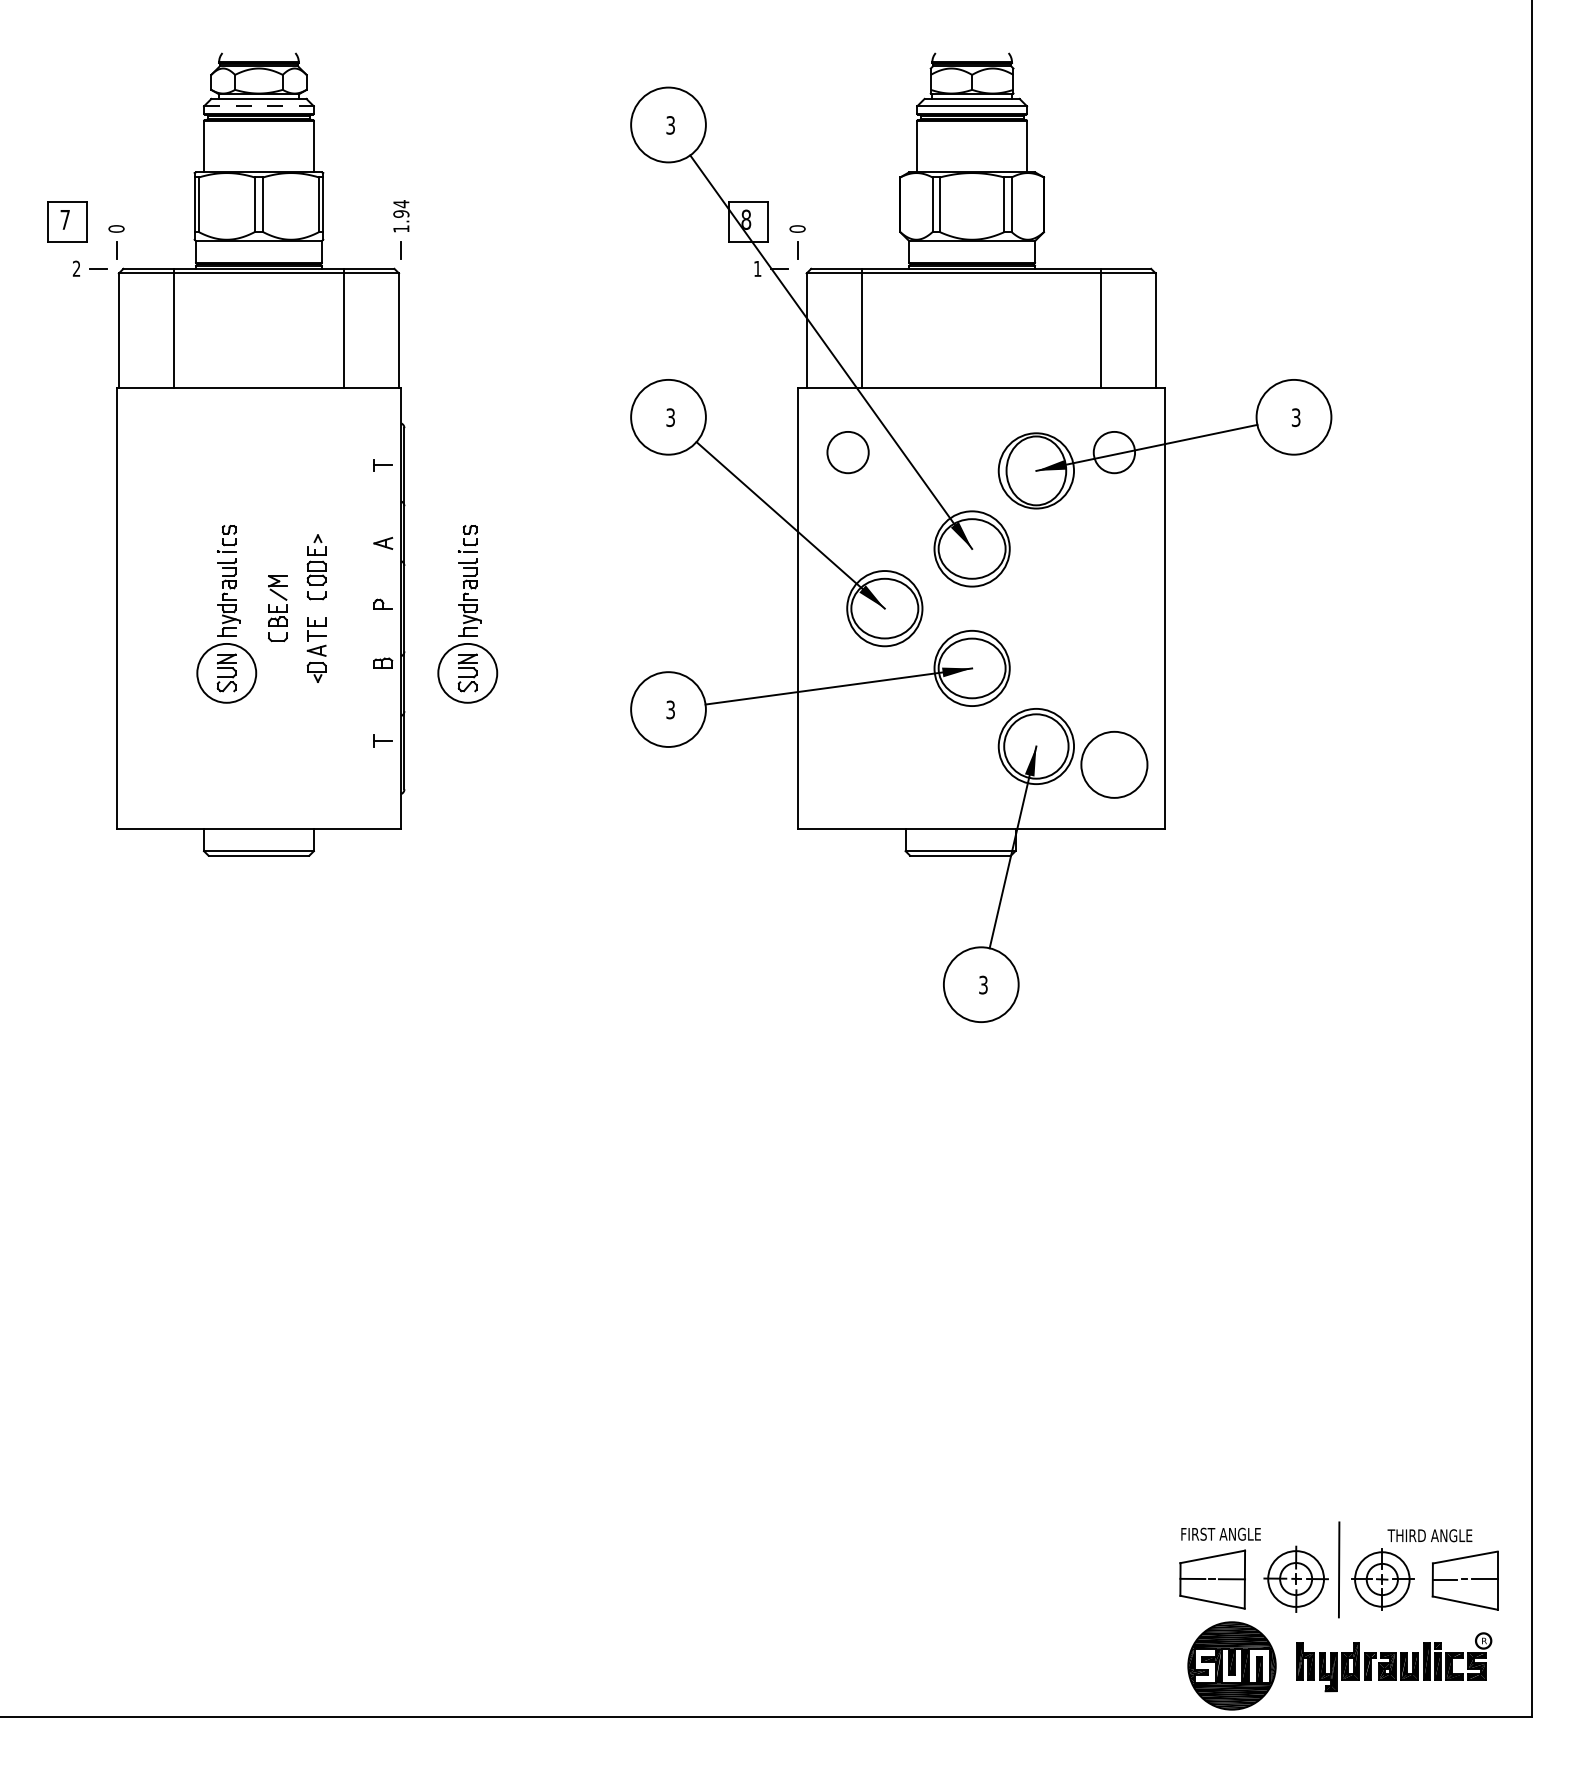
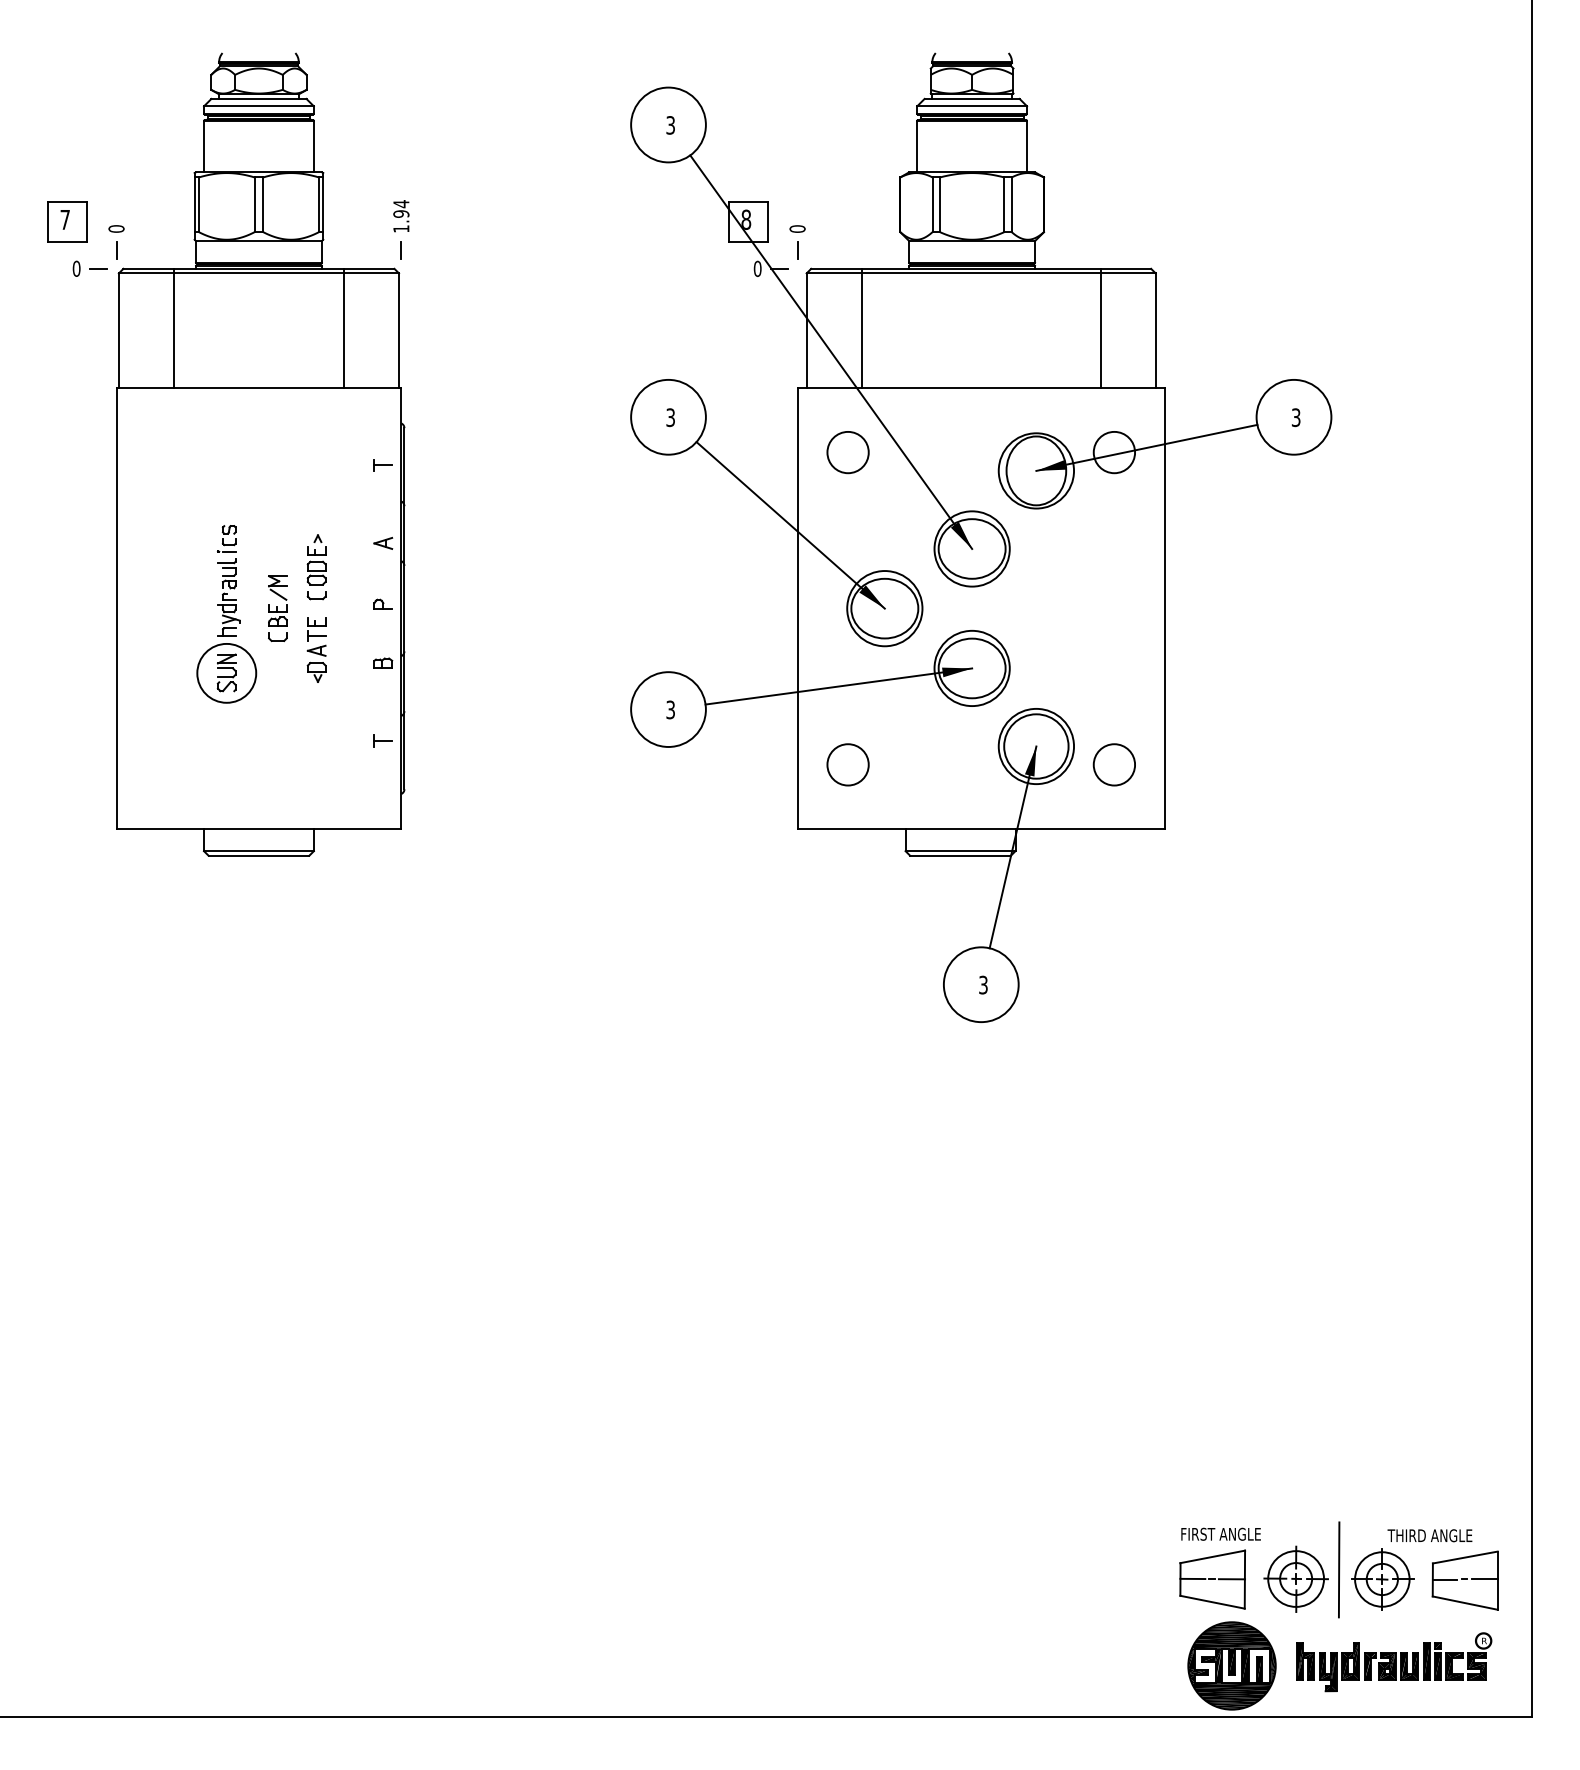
line: dashed -> solid (258, 106)
text: 2 -> 0 (76, 268)
text: 1 -> 0 (757, 268)
part: present -> none (467, 614)
circle: none -> present (847, 764)
circle diameter: 66 px -> 41 px (1114, 764)
